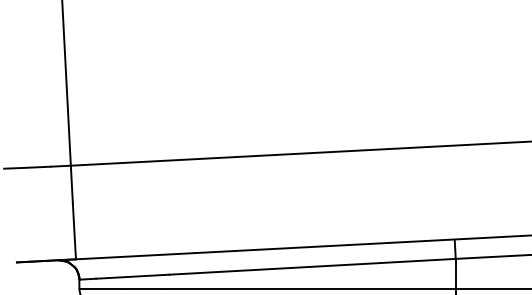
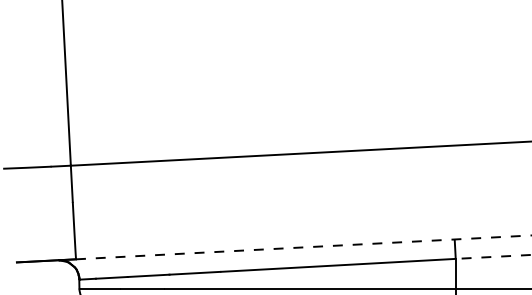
line: solid -> dashed (303, 247)
line: solid -> dashed (493, 256)
